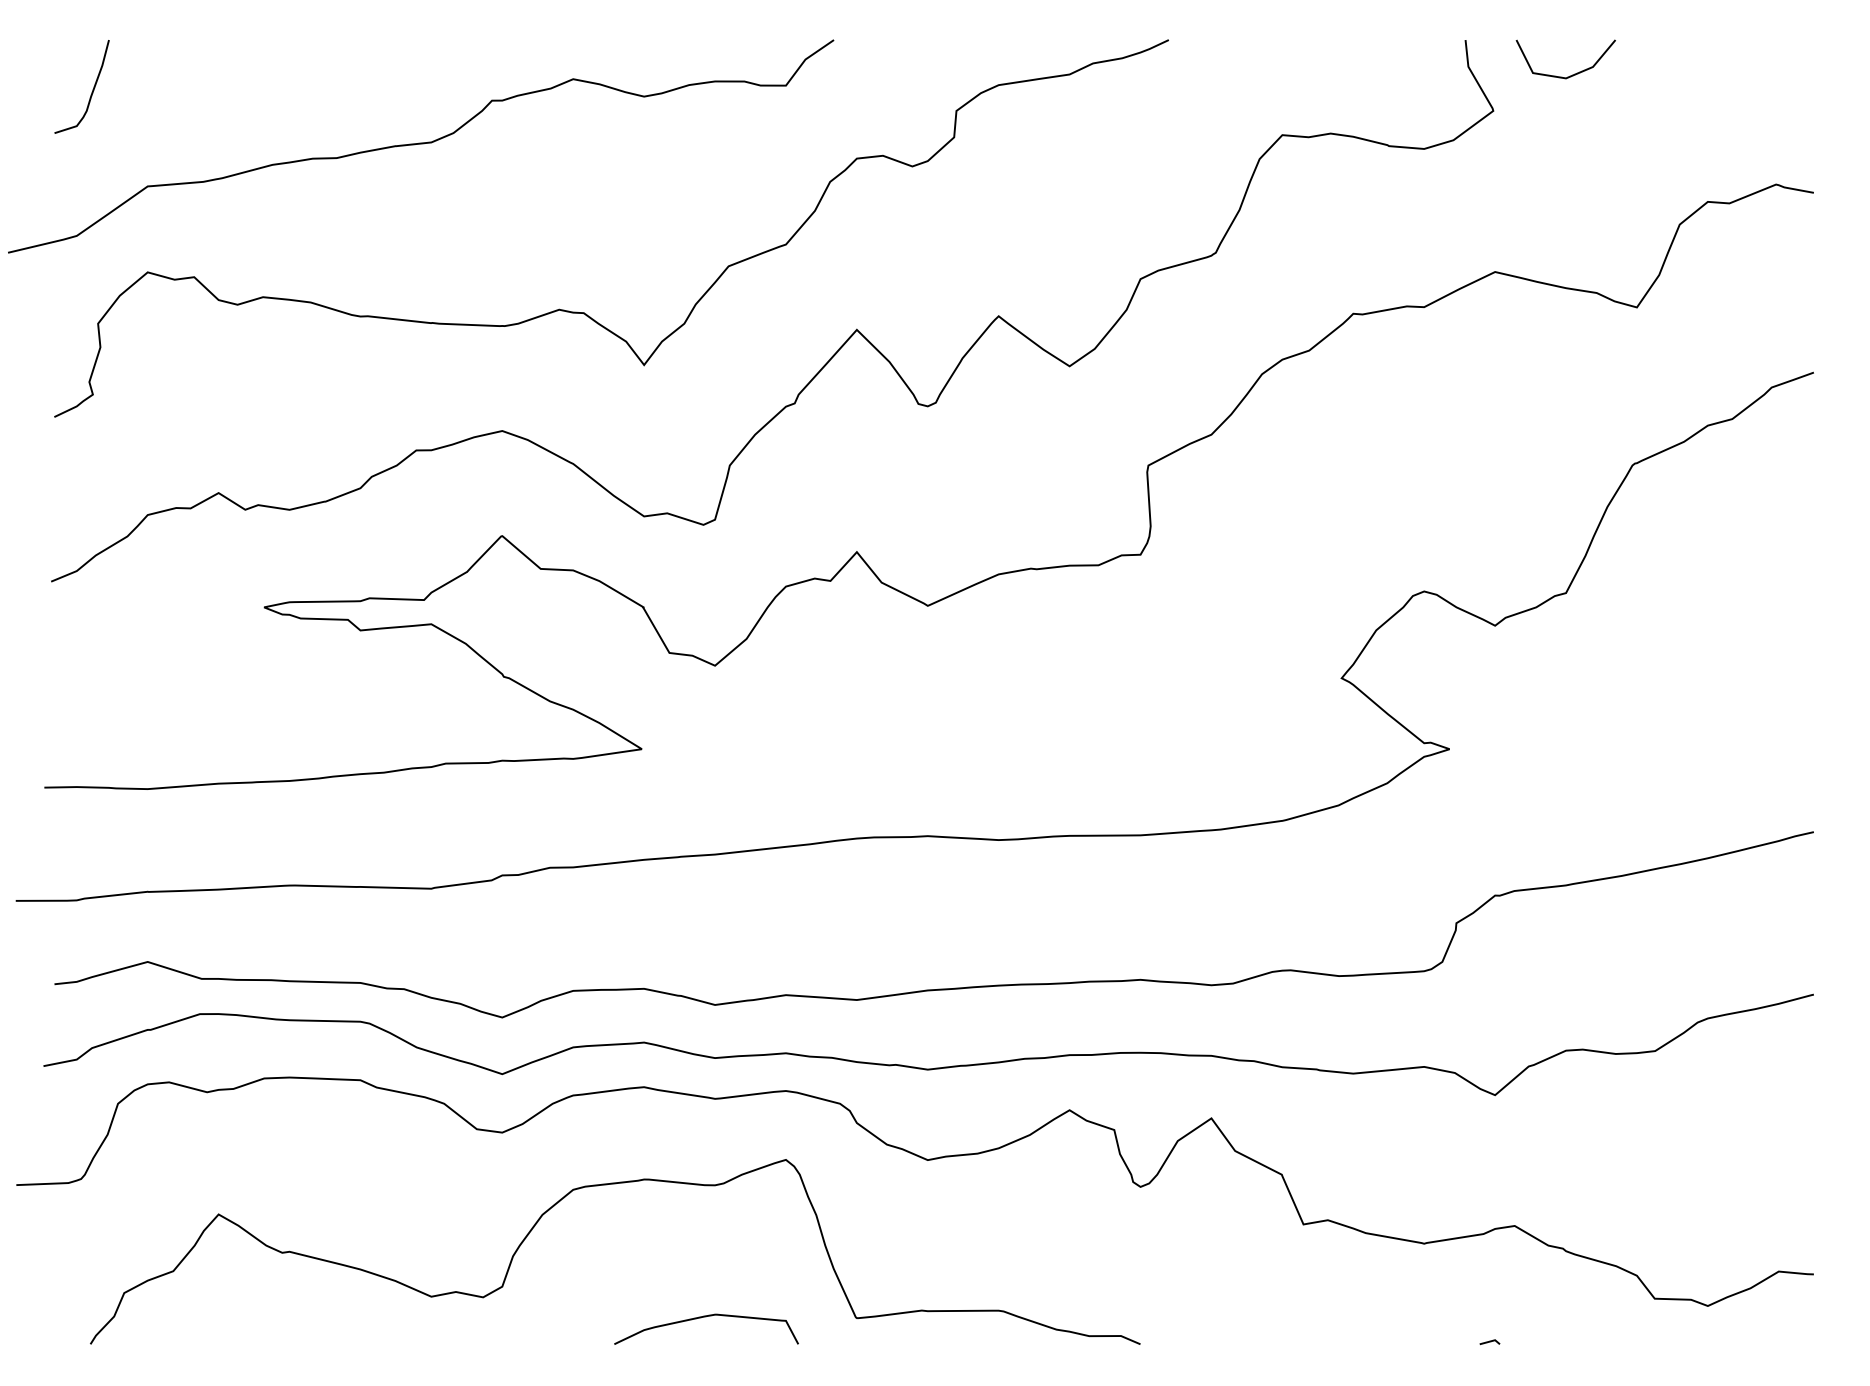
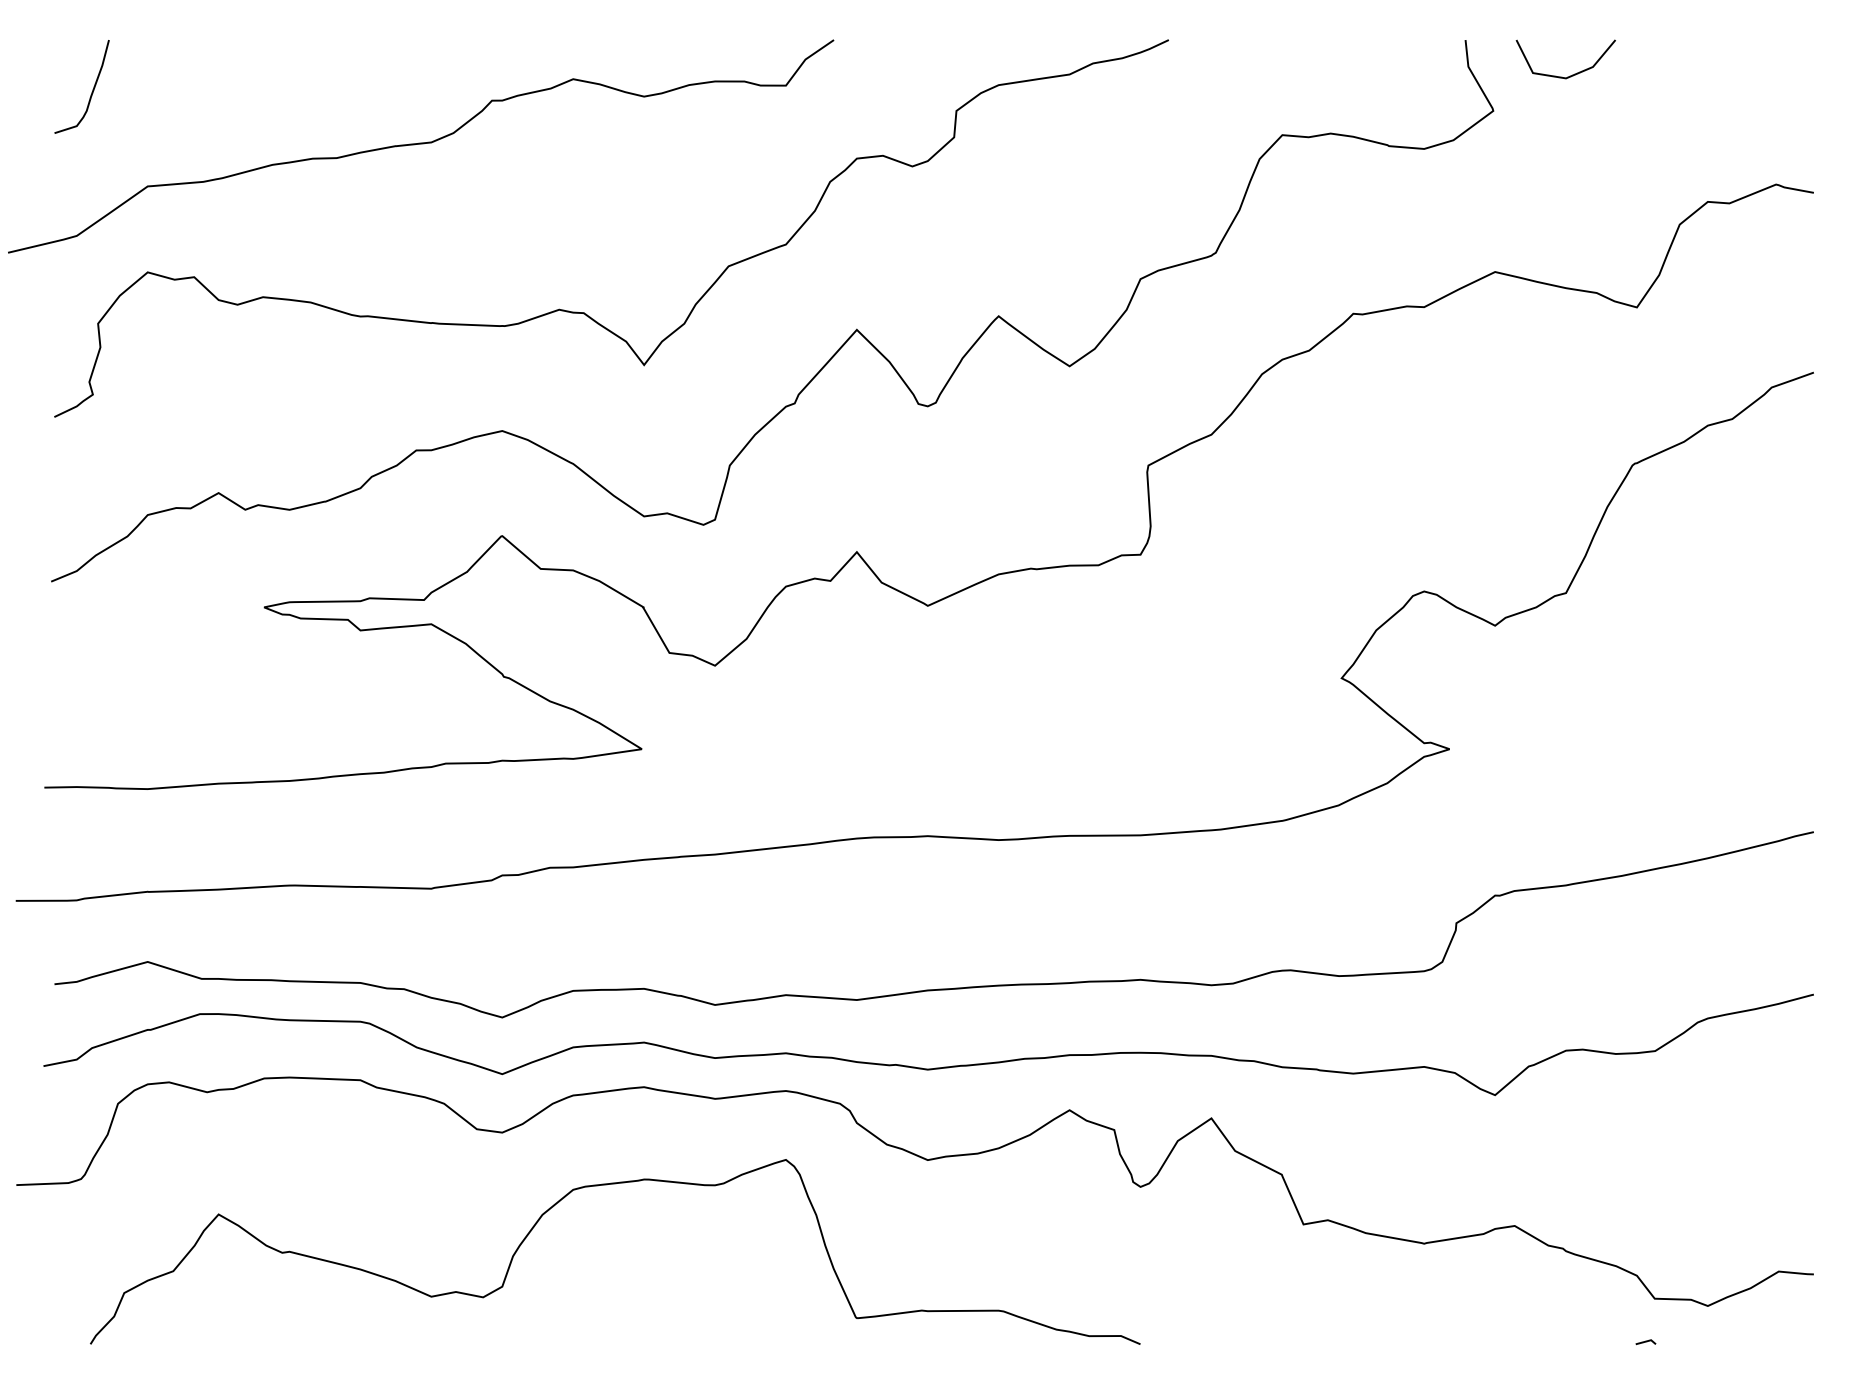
curve: present -> none (706, 1317)
line position: (1489, 1341) -> (1645, 1341) (1645, 1341)
